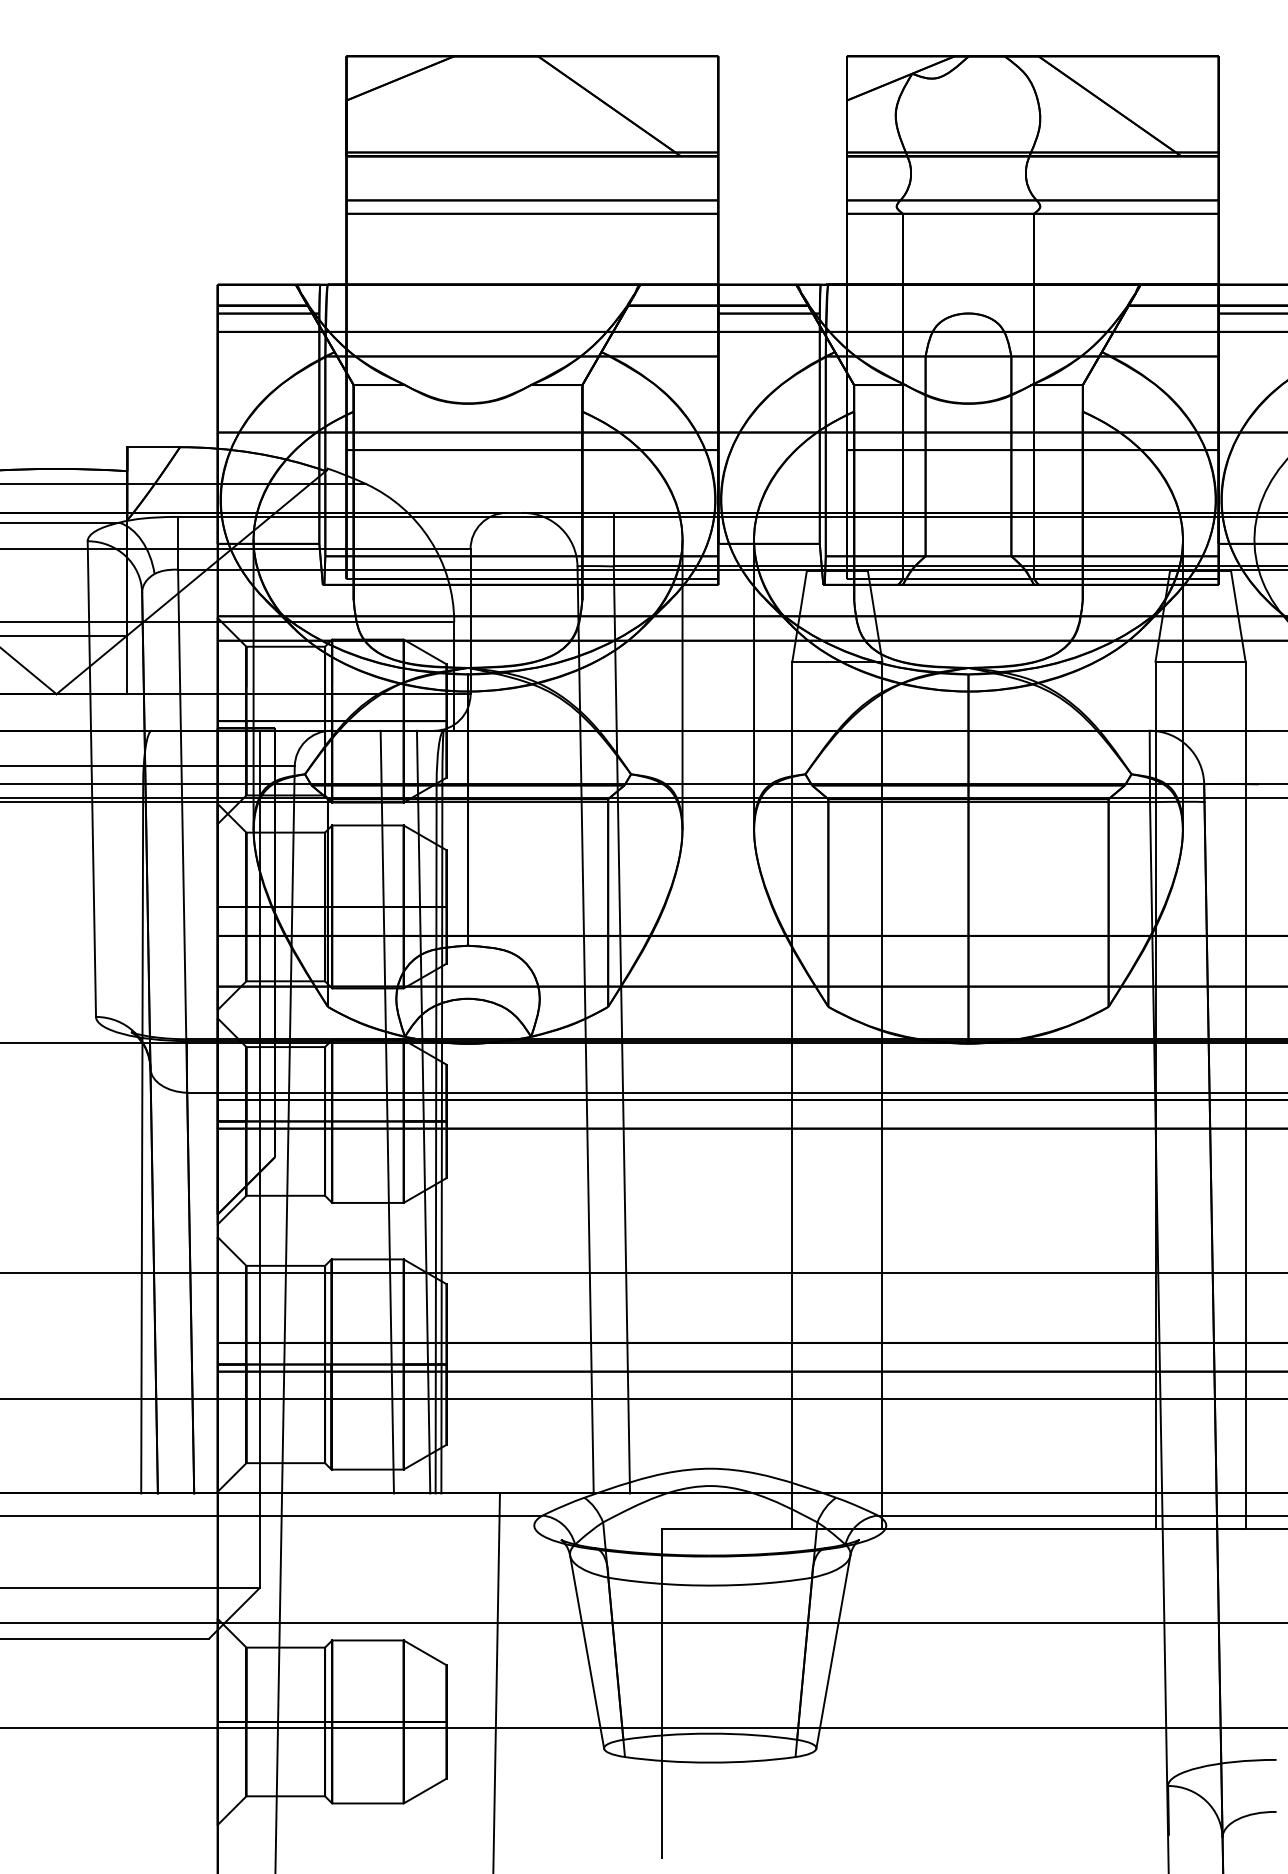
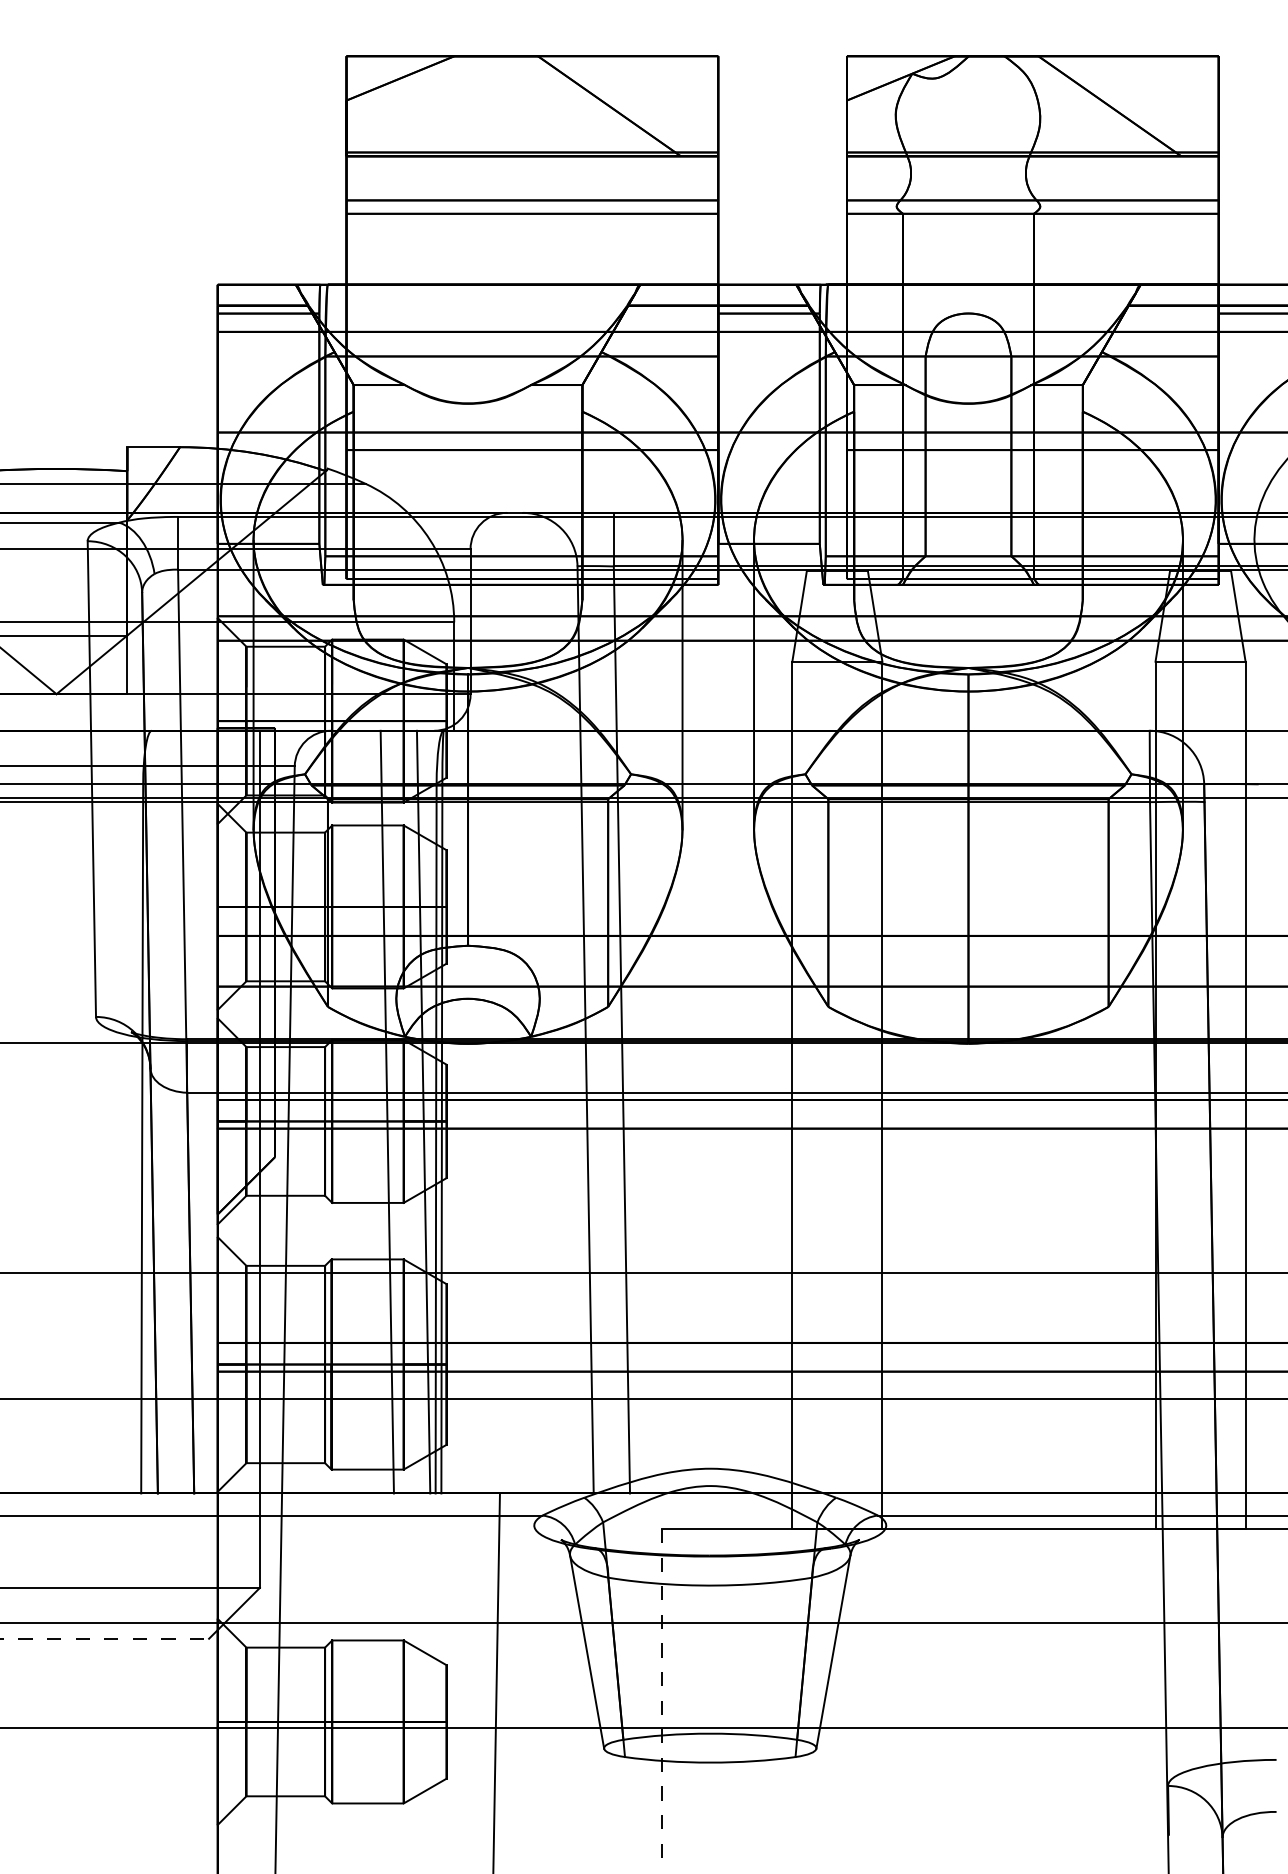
line: solid -> dashed (105, 1638)
line: solid -> dashed (661, 1692)
